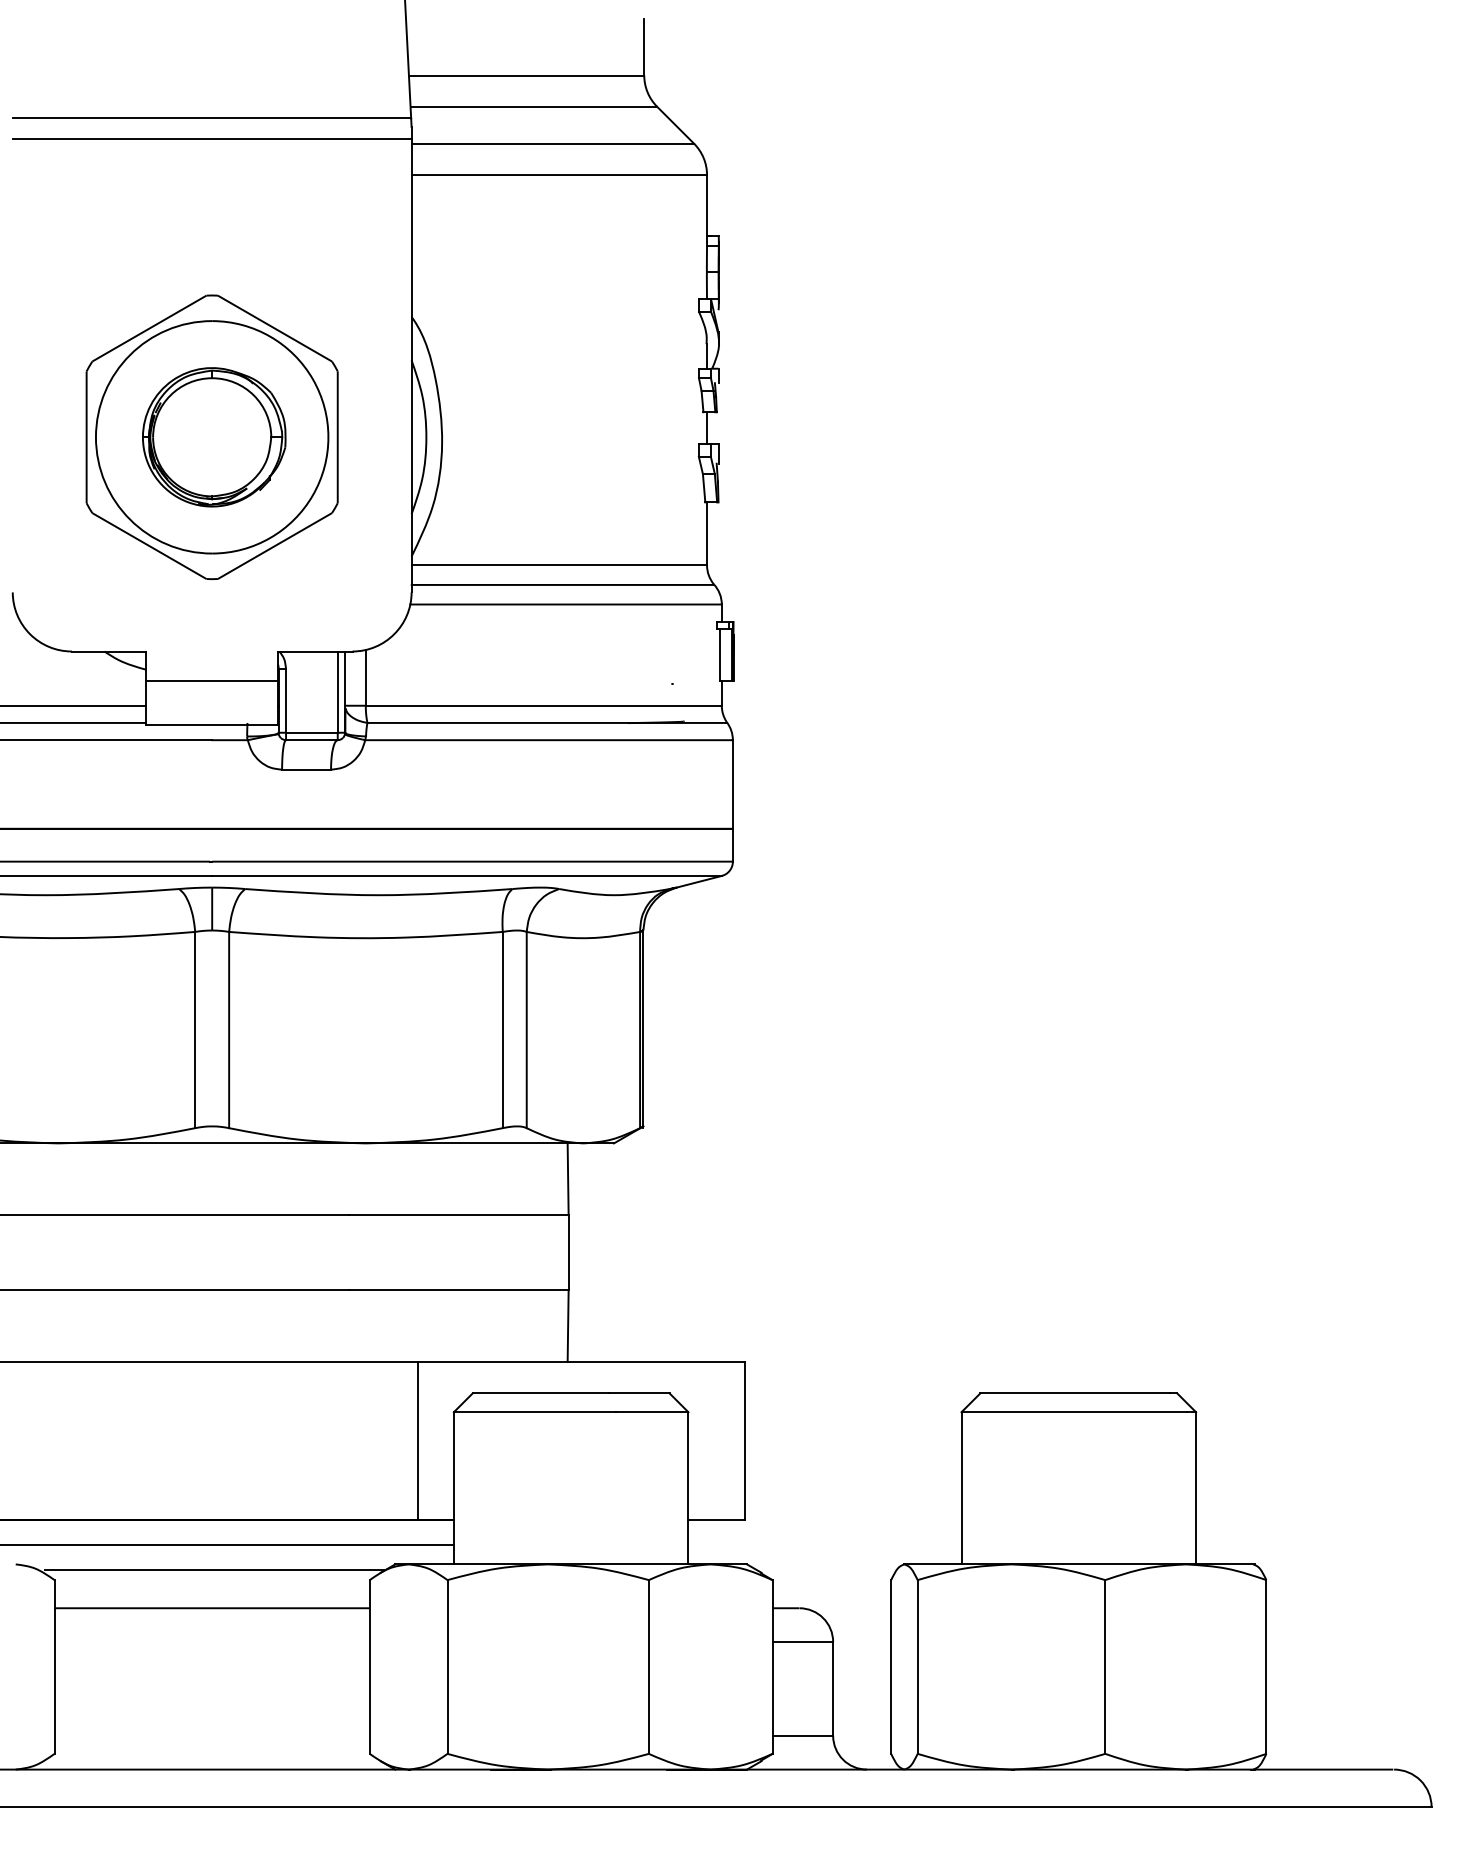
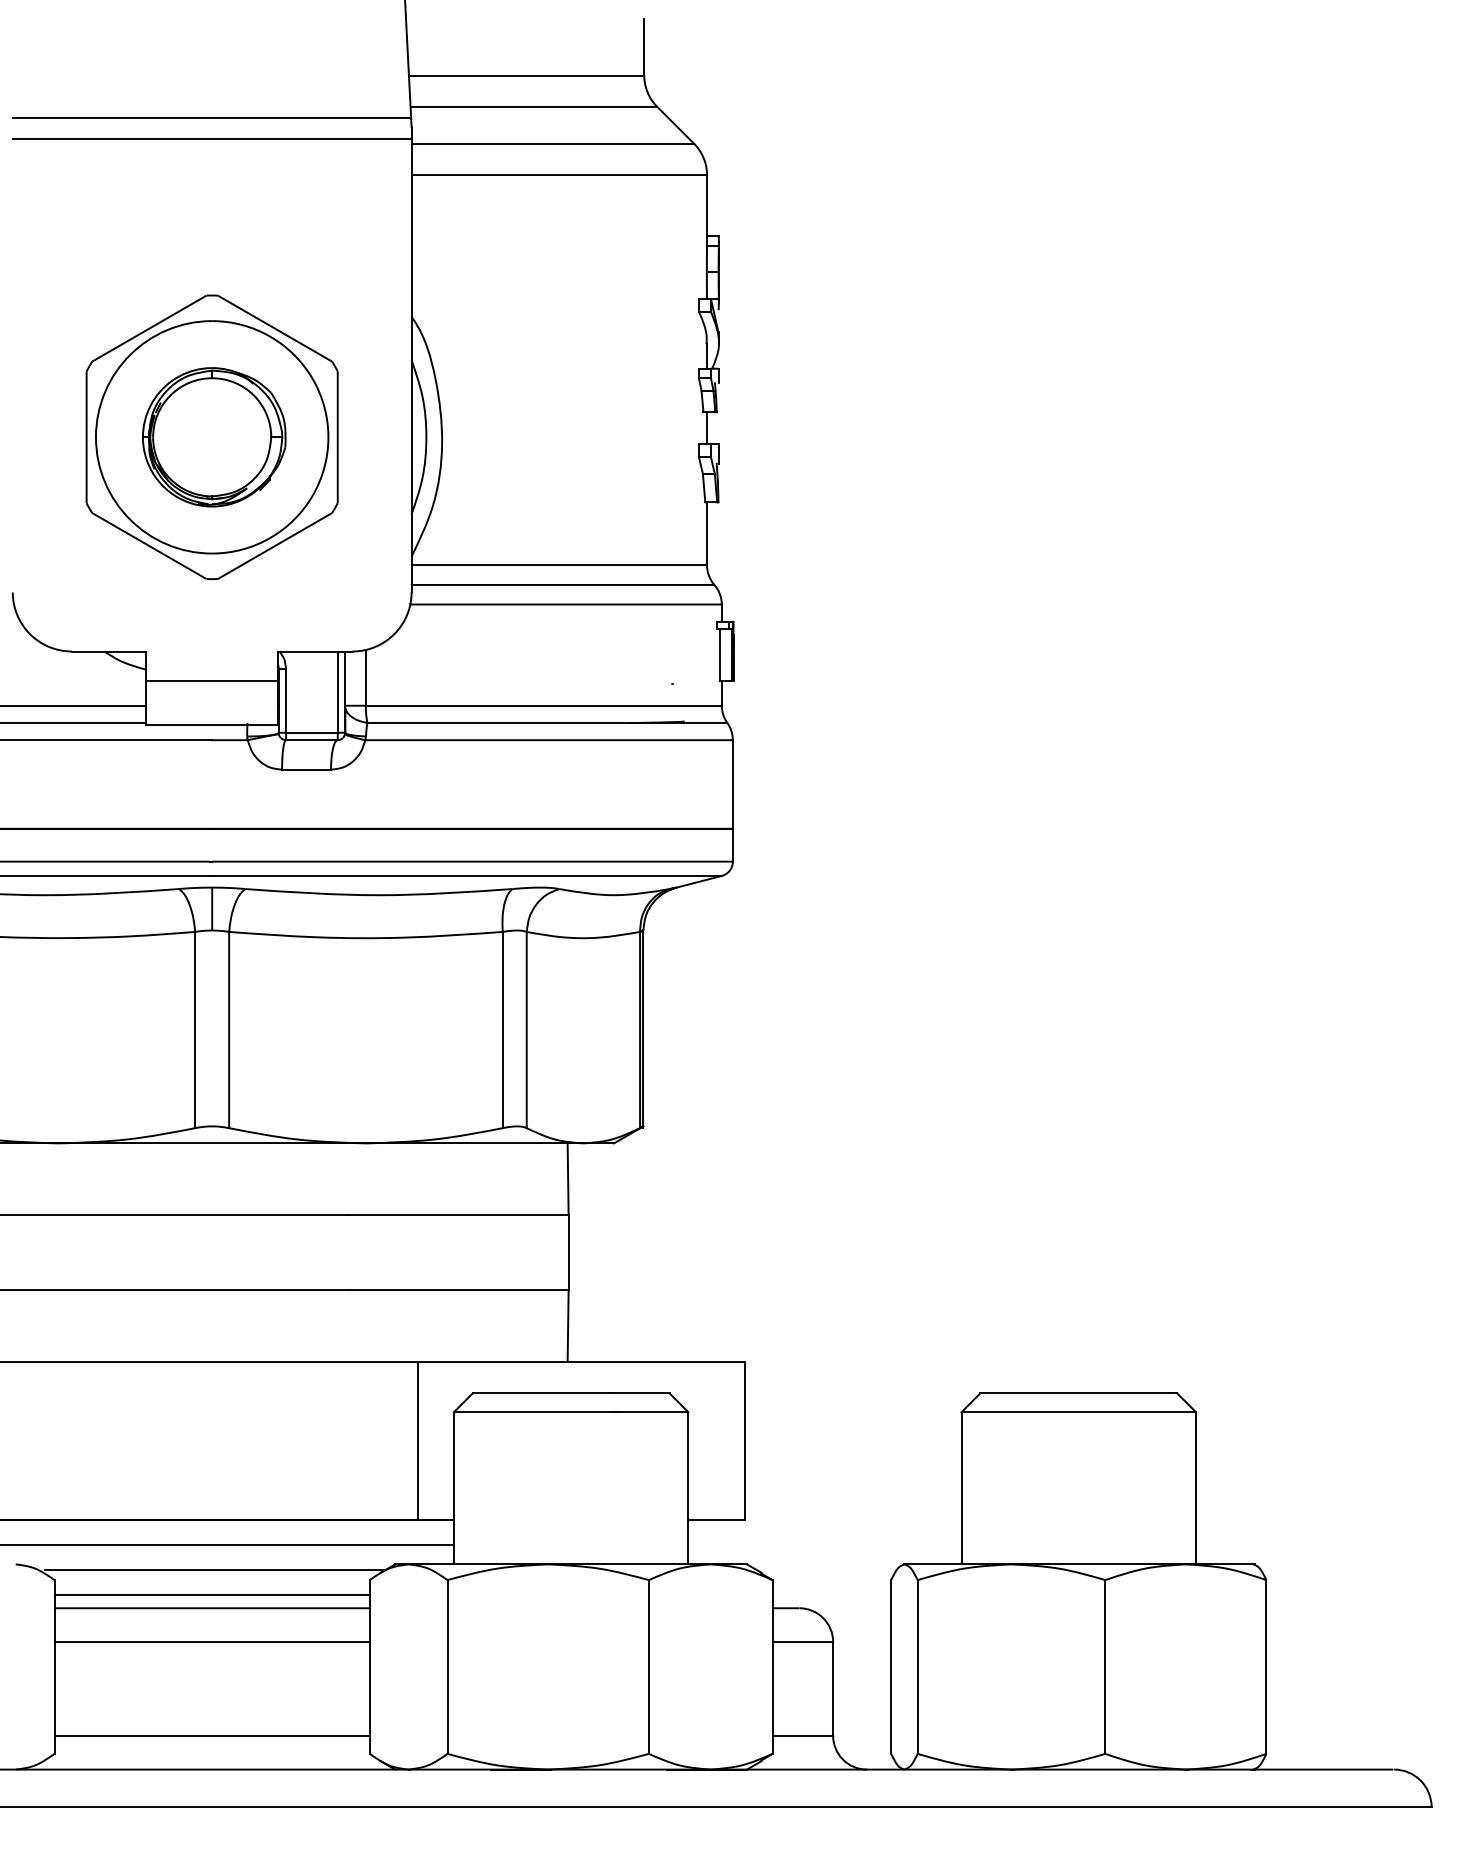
line: none -> present (211, 1595)
line: none -> present (211, 1642)
line: none -> present (211, 1735)
